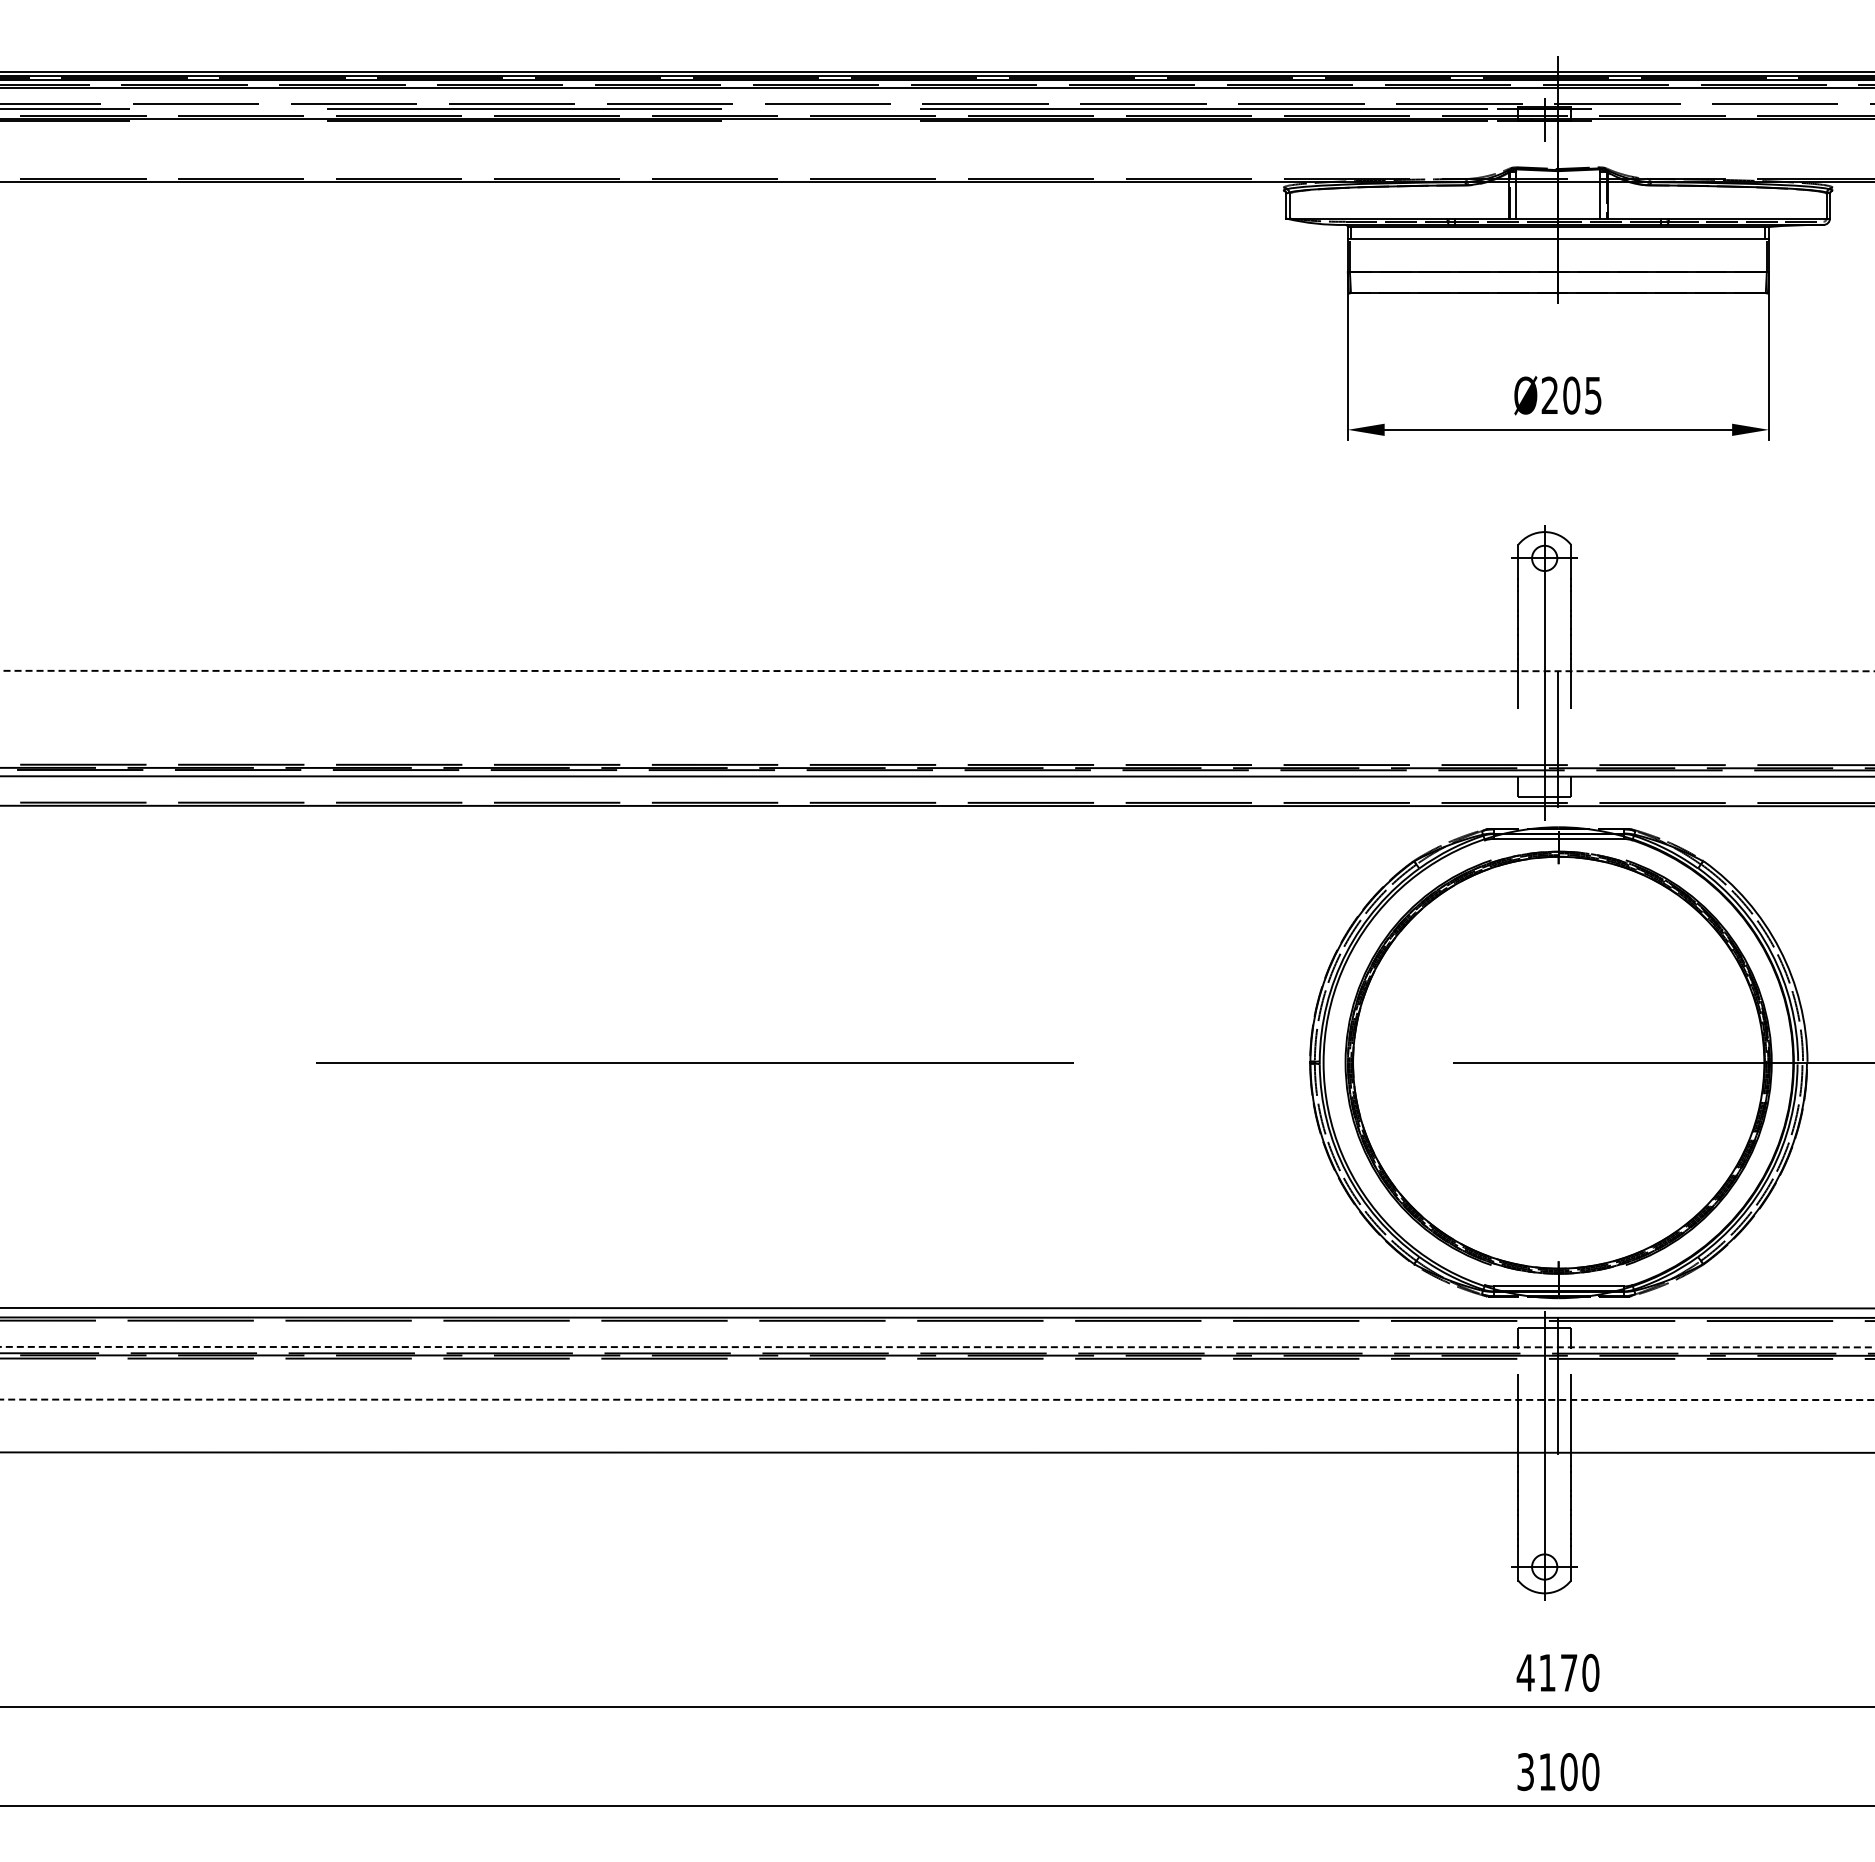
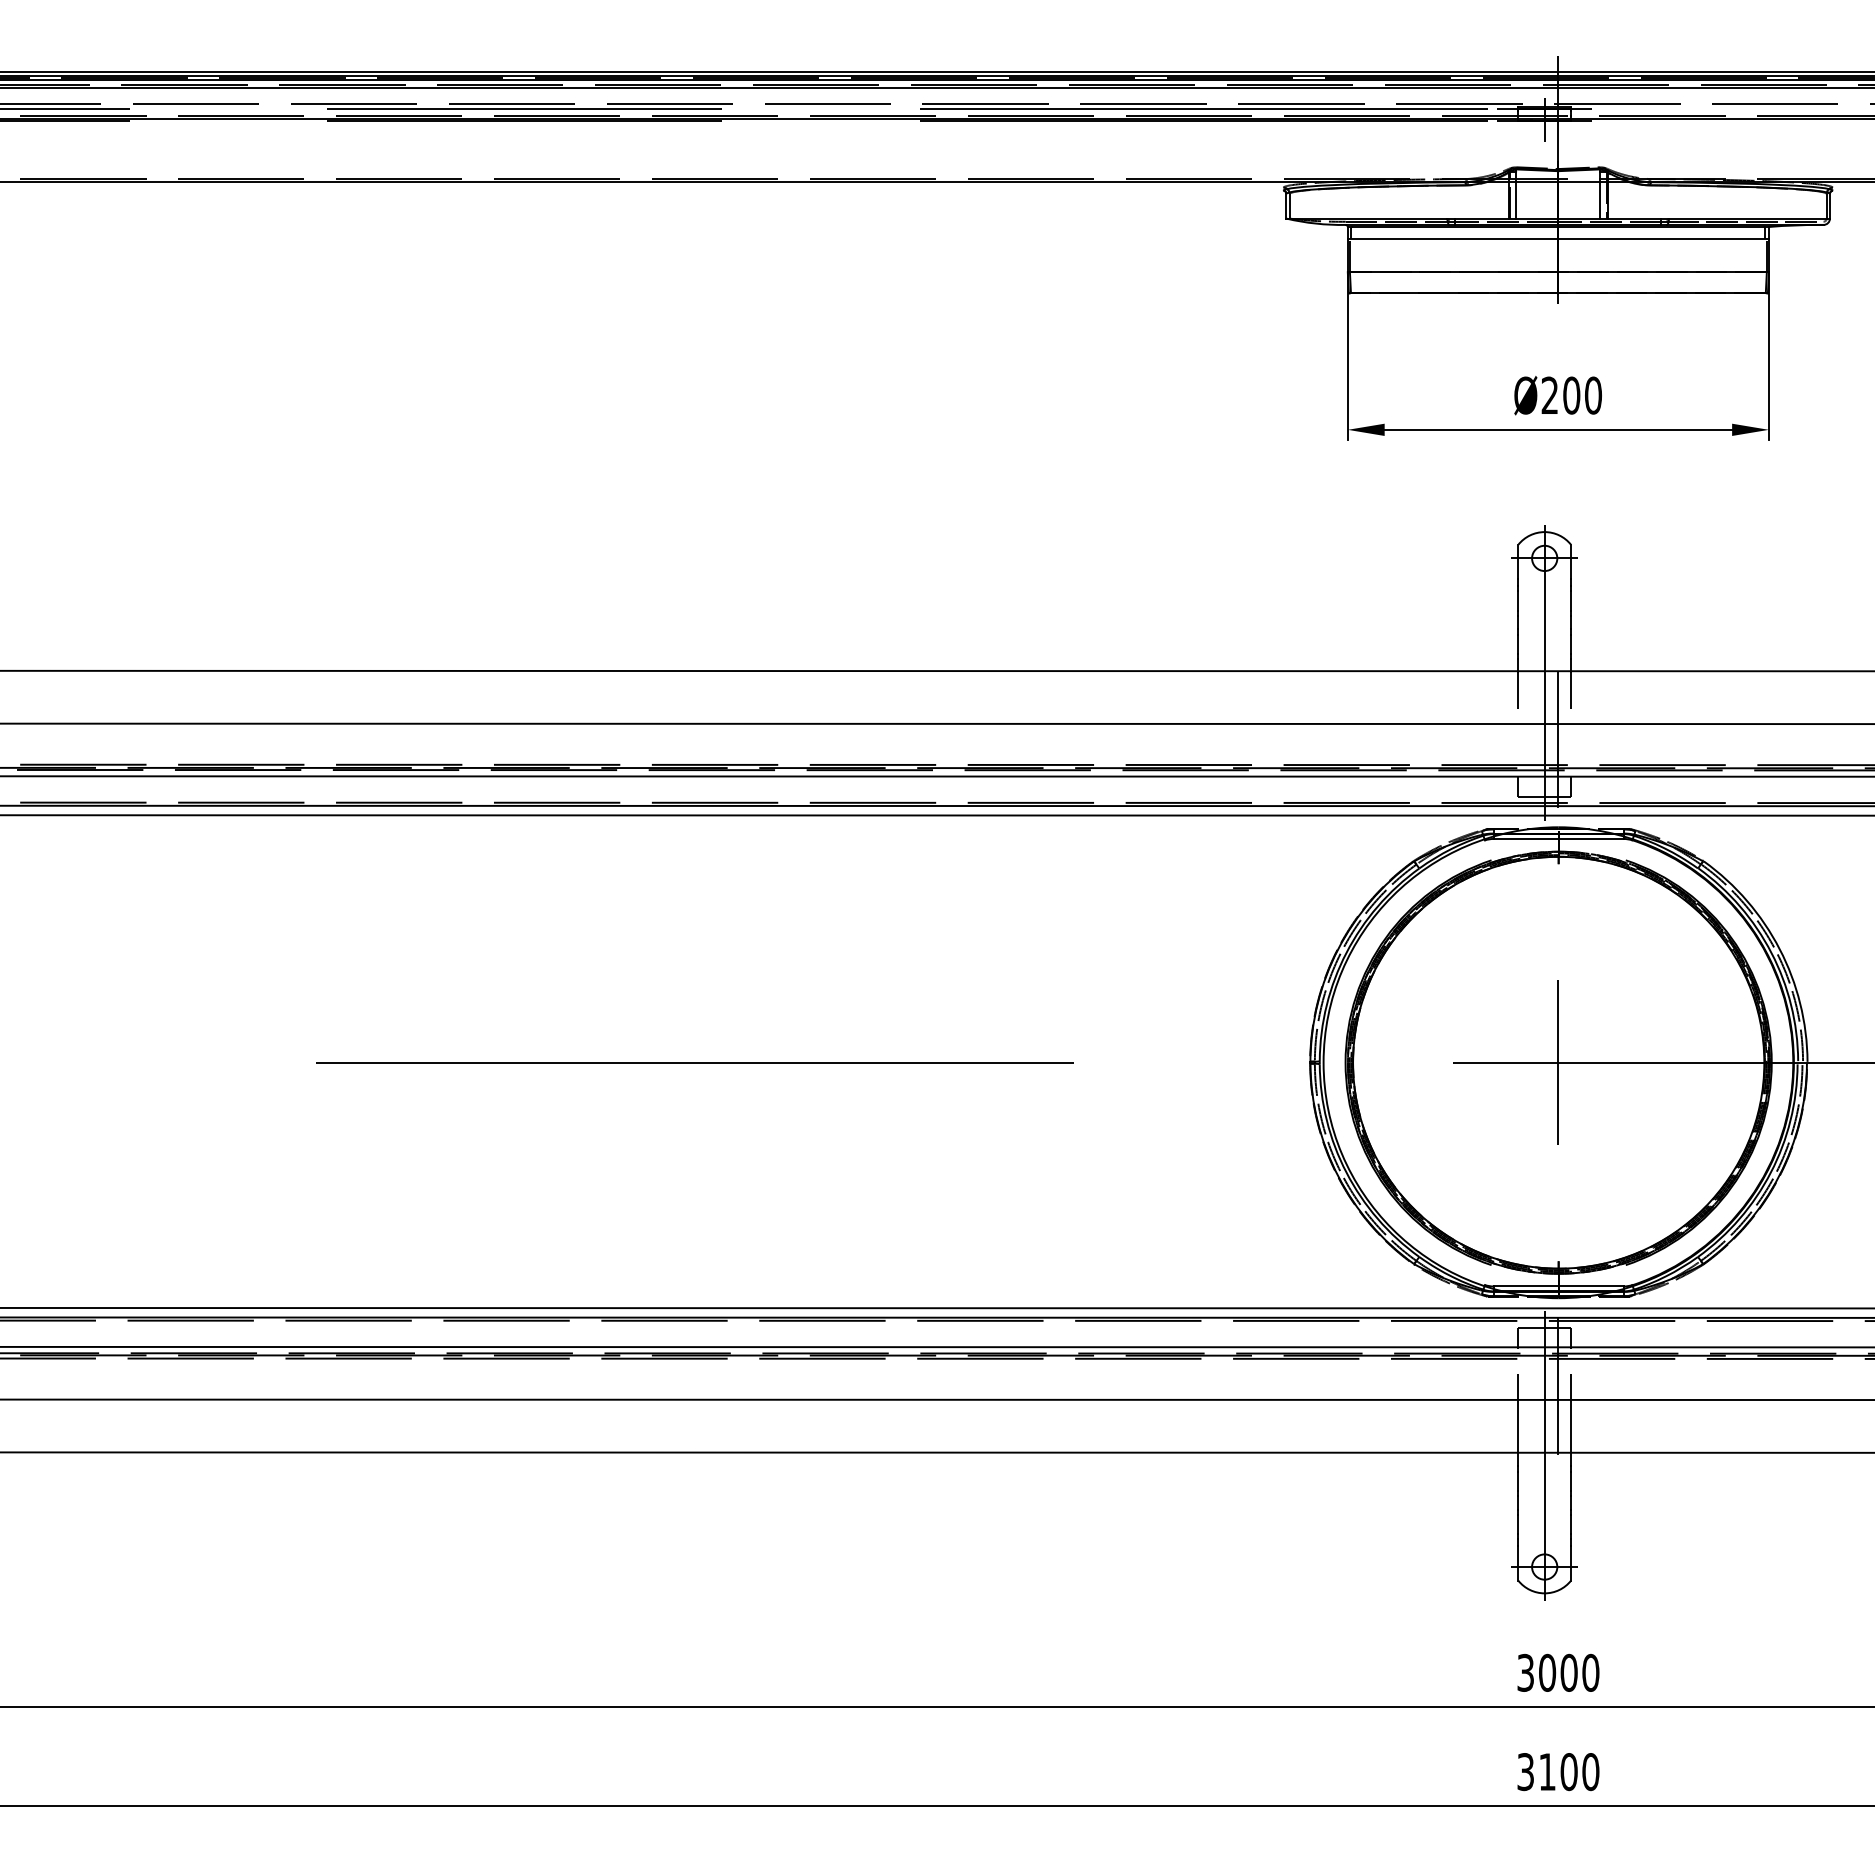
text: Ø205 -> Ø200 (1593, 395)
line: dashed -> solid (937, 671)
line: none -> present (936, 723)
line: none -> present (936, 815)
line: none -> present (1558, 1062)
line: dashed -> solid (937, 1347)
line: dashed -> solid (937, 1399)
text: 4170 -> 3000 (1546, 1672)
